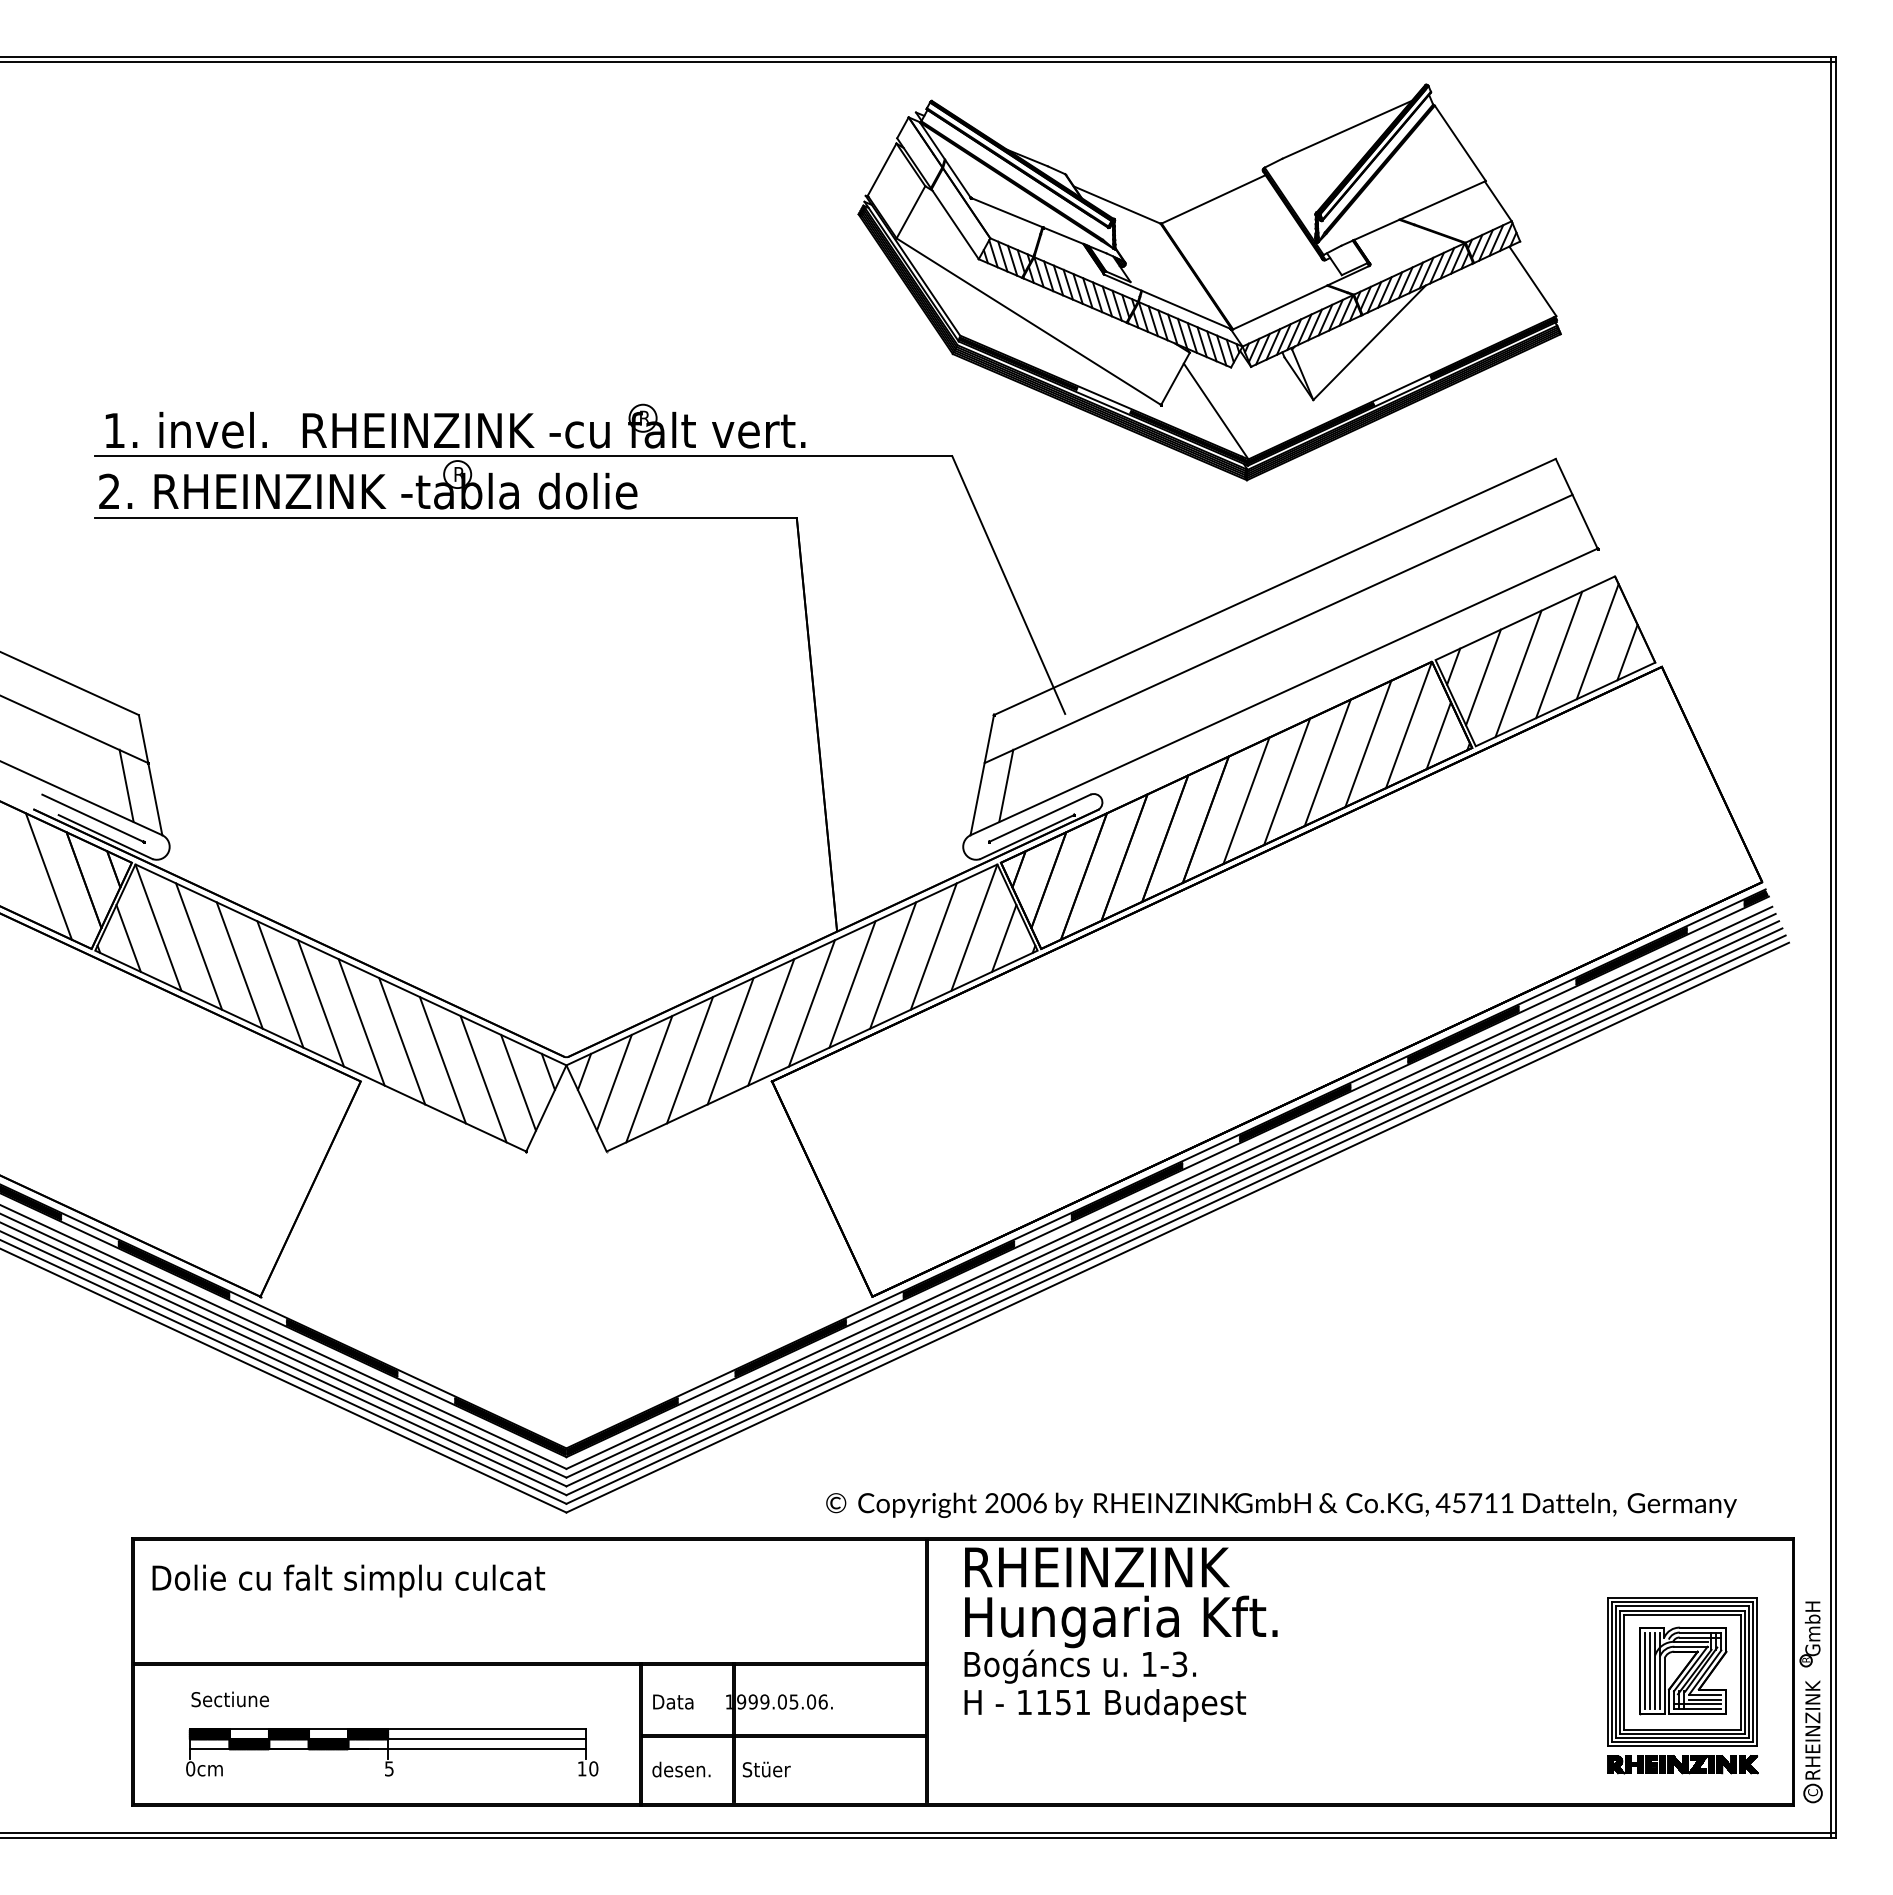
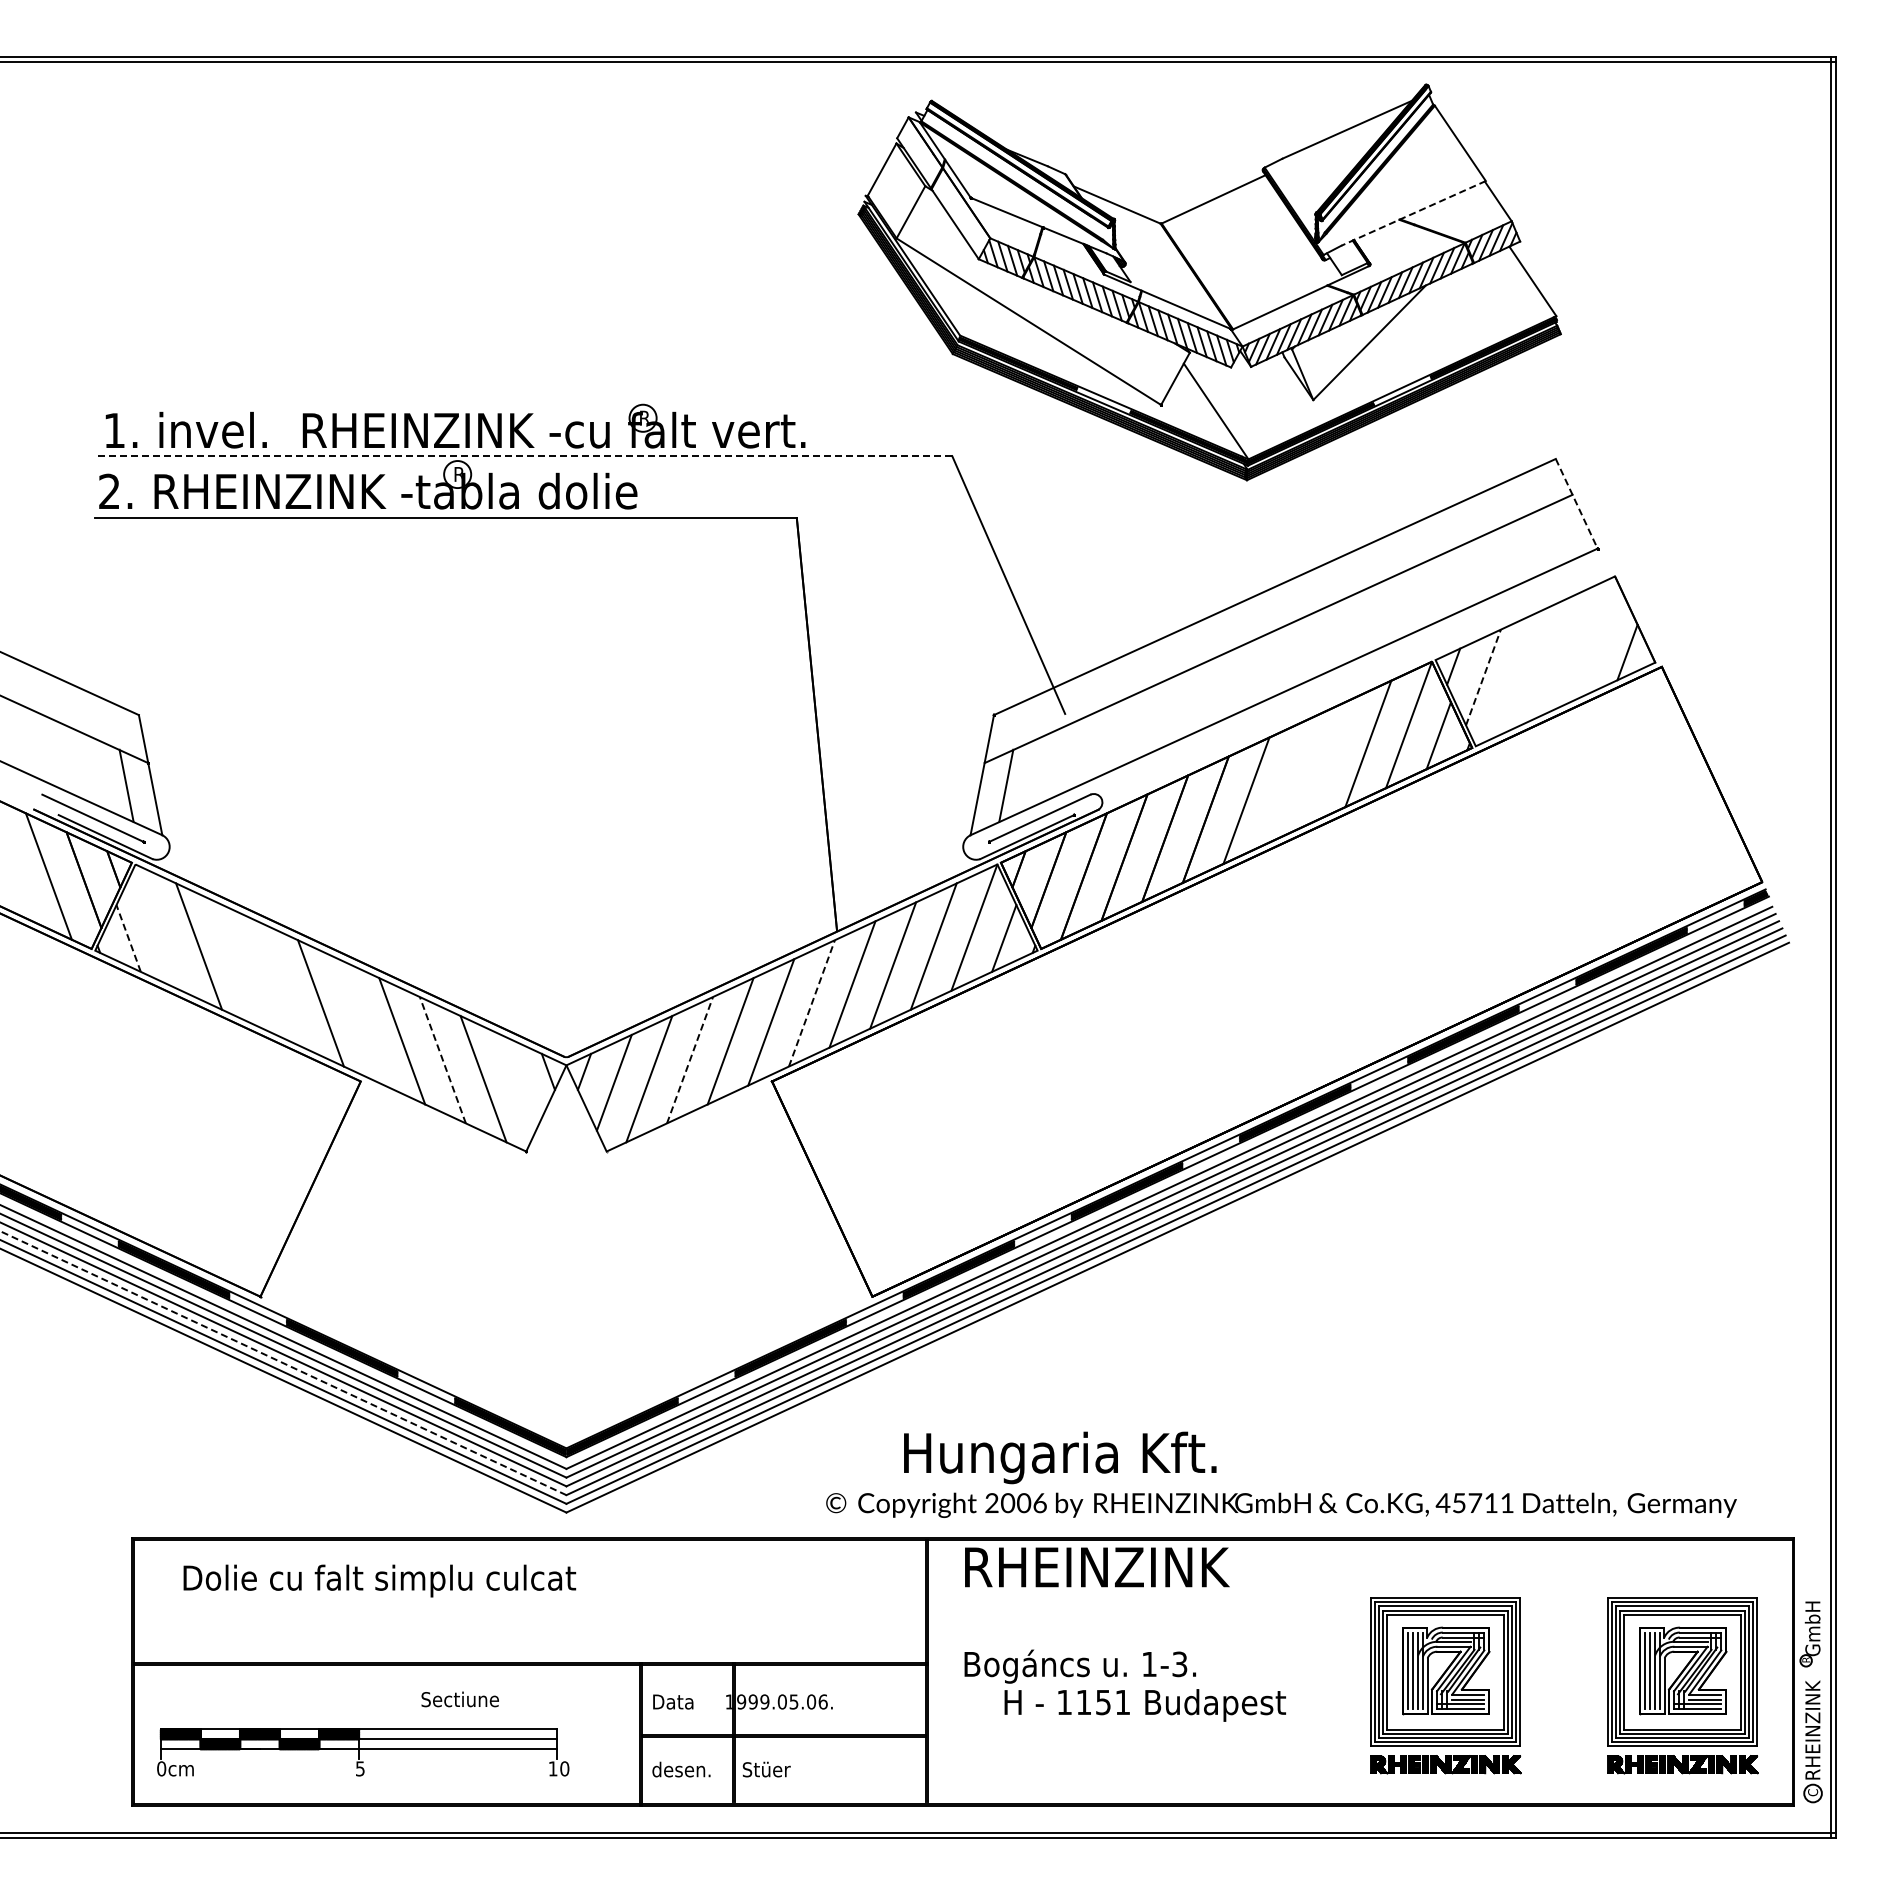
line: solid -> dashed (1413, 213)
line: solid -> dashed (523, 456)
line: solid -> dashed (1576, 504)
line: present -> none (1597, 641)
line: present -> none (1559, 654)
line: present -> none (1518, 673)
line: solid -> dashed (1483, 677)
line: present -> none (1327, 762)
line: present -> none (1287, 781)
line: present -> none (158, 927)
line: solid -> dashed (128, 938)
line: present -> none (239, 965)
line: present -> none (280, 984)
line: solid -> dashed (812, 1002)
line: present -> none (361, 1022)
line: solid -> dashed (442, 1059)
line: solid -> dashed (690, 1059)
line: present -> none (518, 1082)
line: solid -> dashed (282, 1362)
text position: (348, 1580) -> (379, 1580) (379, 1580)
text position: (1121, 1621) -> (1060, 1457) (1060, 1457)
part: none -> present (1445, 1685)
text position: (229, 1699) -> (459, 1699) (459, 1699)
text position: (1104, 1705) -> (1144, 1705) (1144, 1705)
part position: (392, 1752) -> (363, 1752) (363, 1752)
